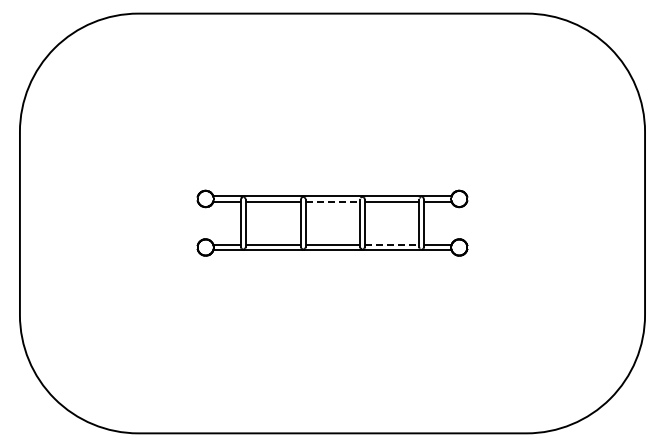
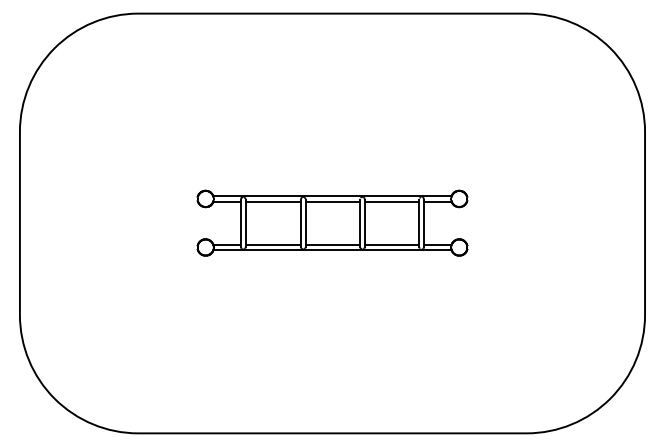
line: dashed -> solid (333, 201)
line: dashed -> solid (392, 244)
